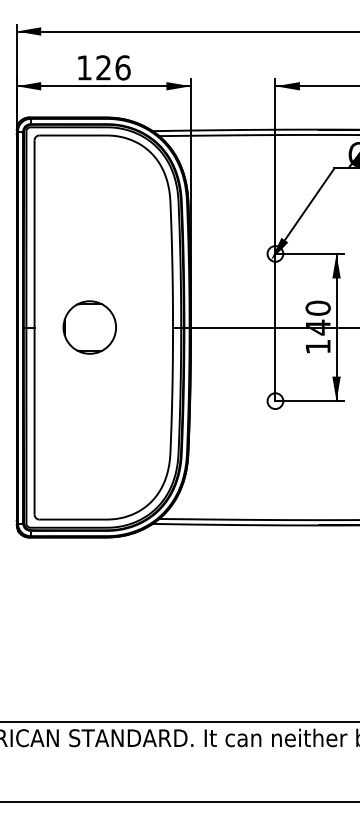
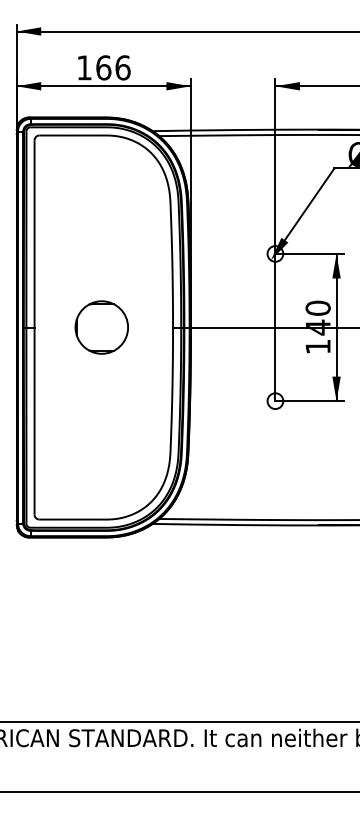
text: 126 -> 166 (103, 67)
part position: (89, 327) -> (101, 327) (101, 327)
line position: (179, 802) -> (179, 792) (179, 792)
